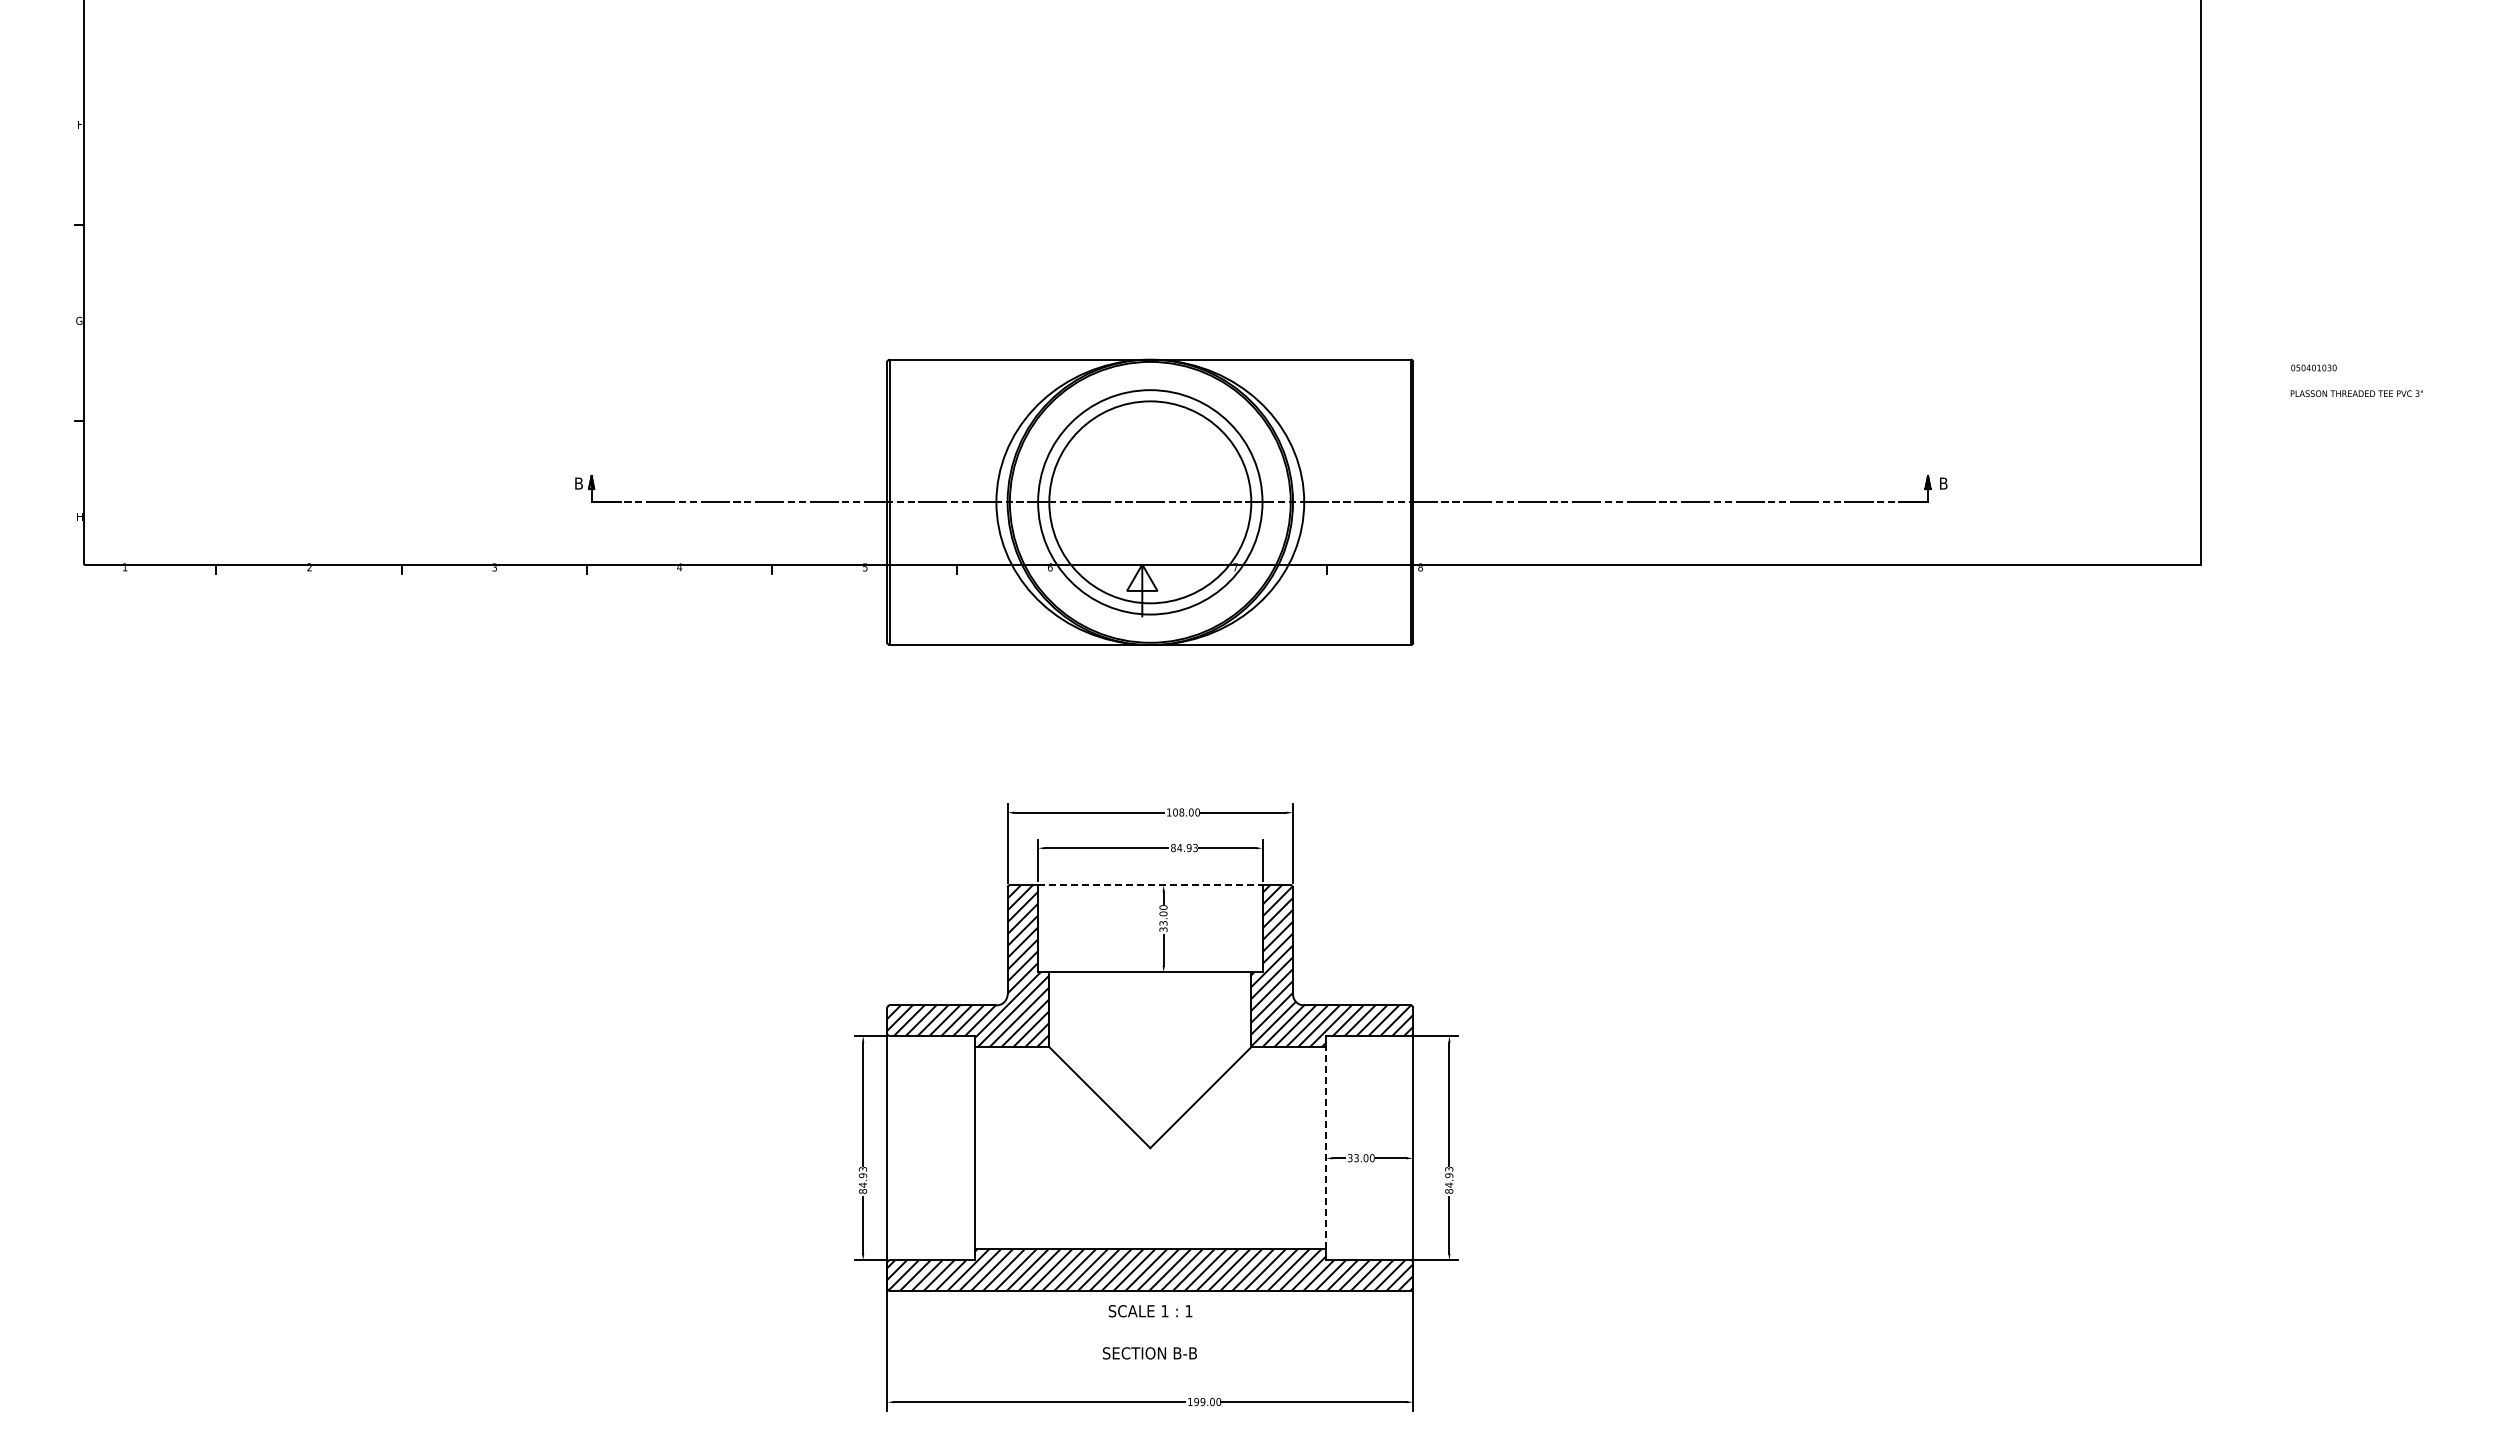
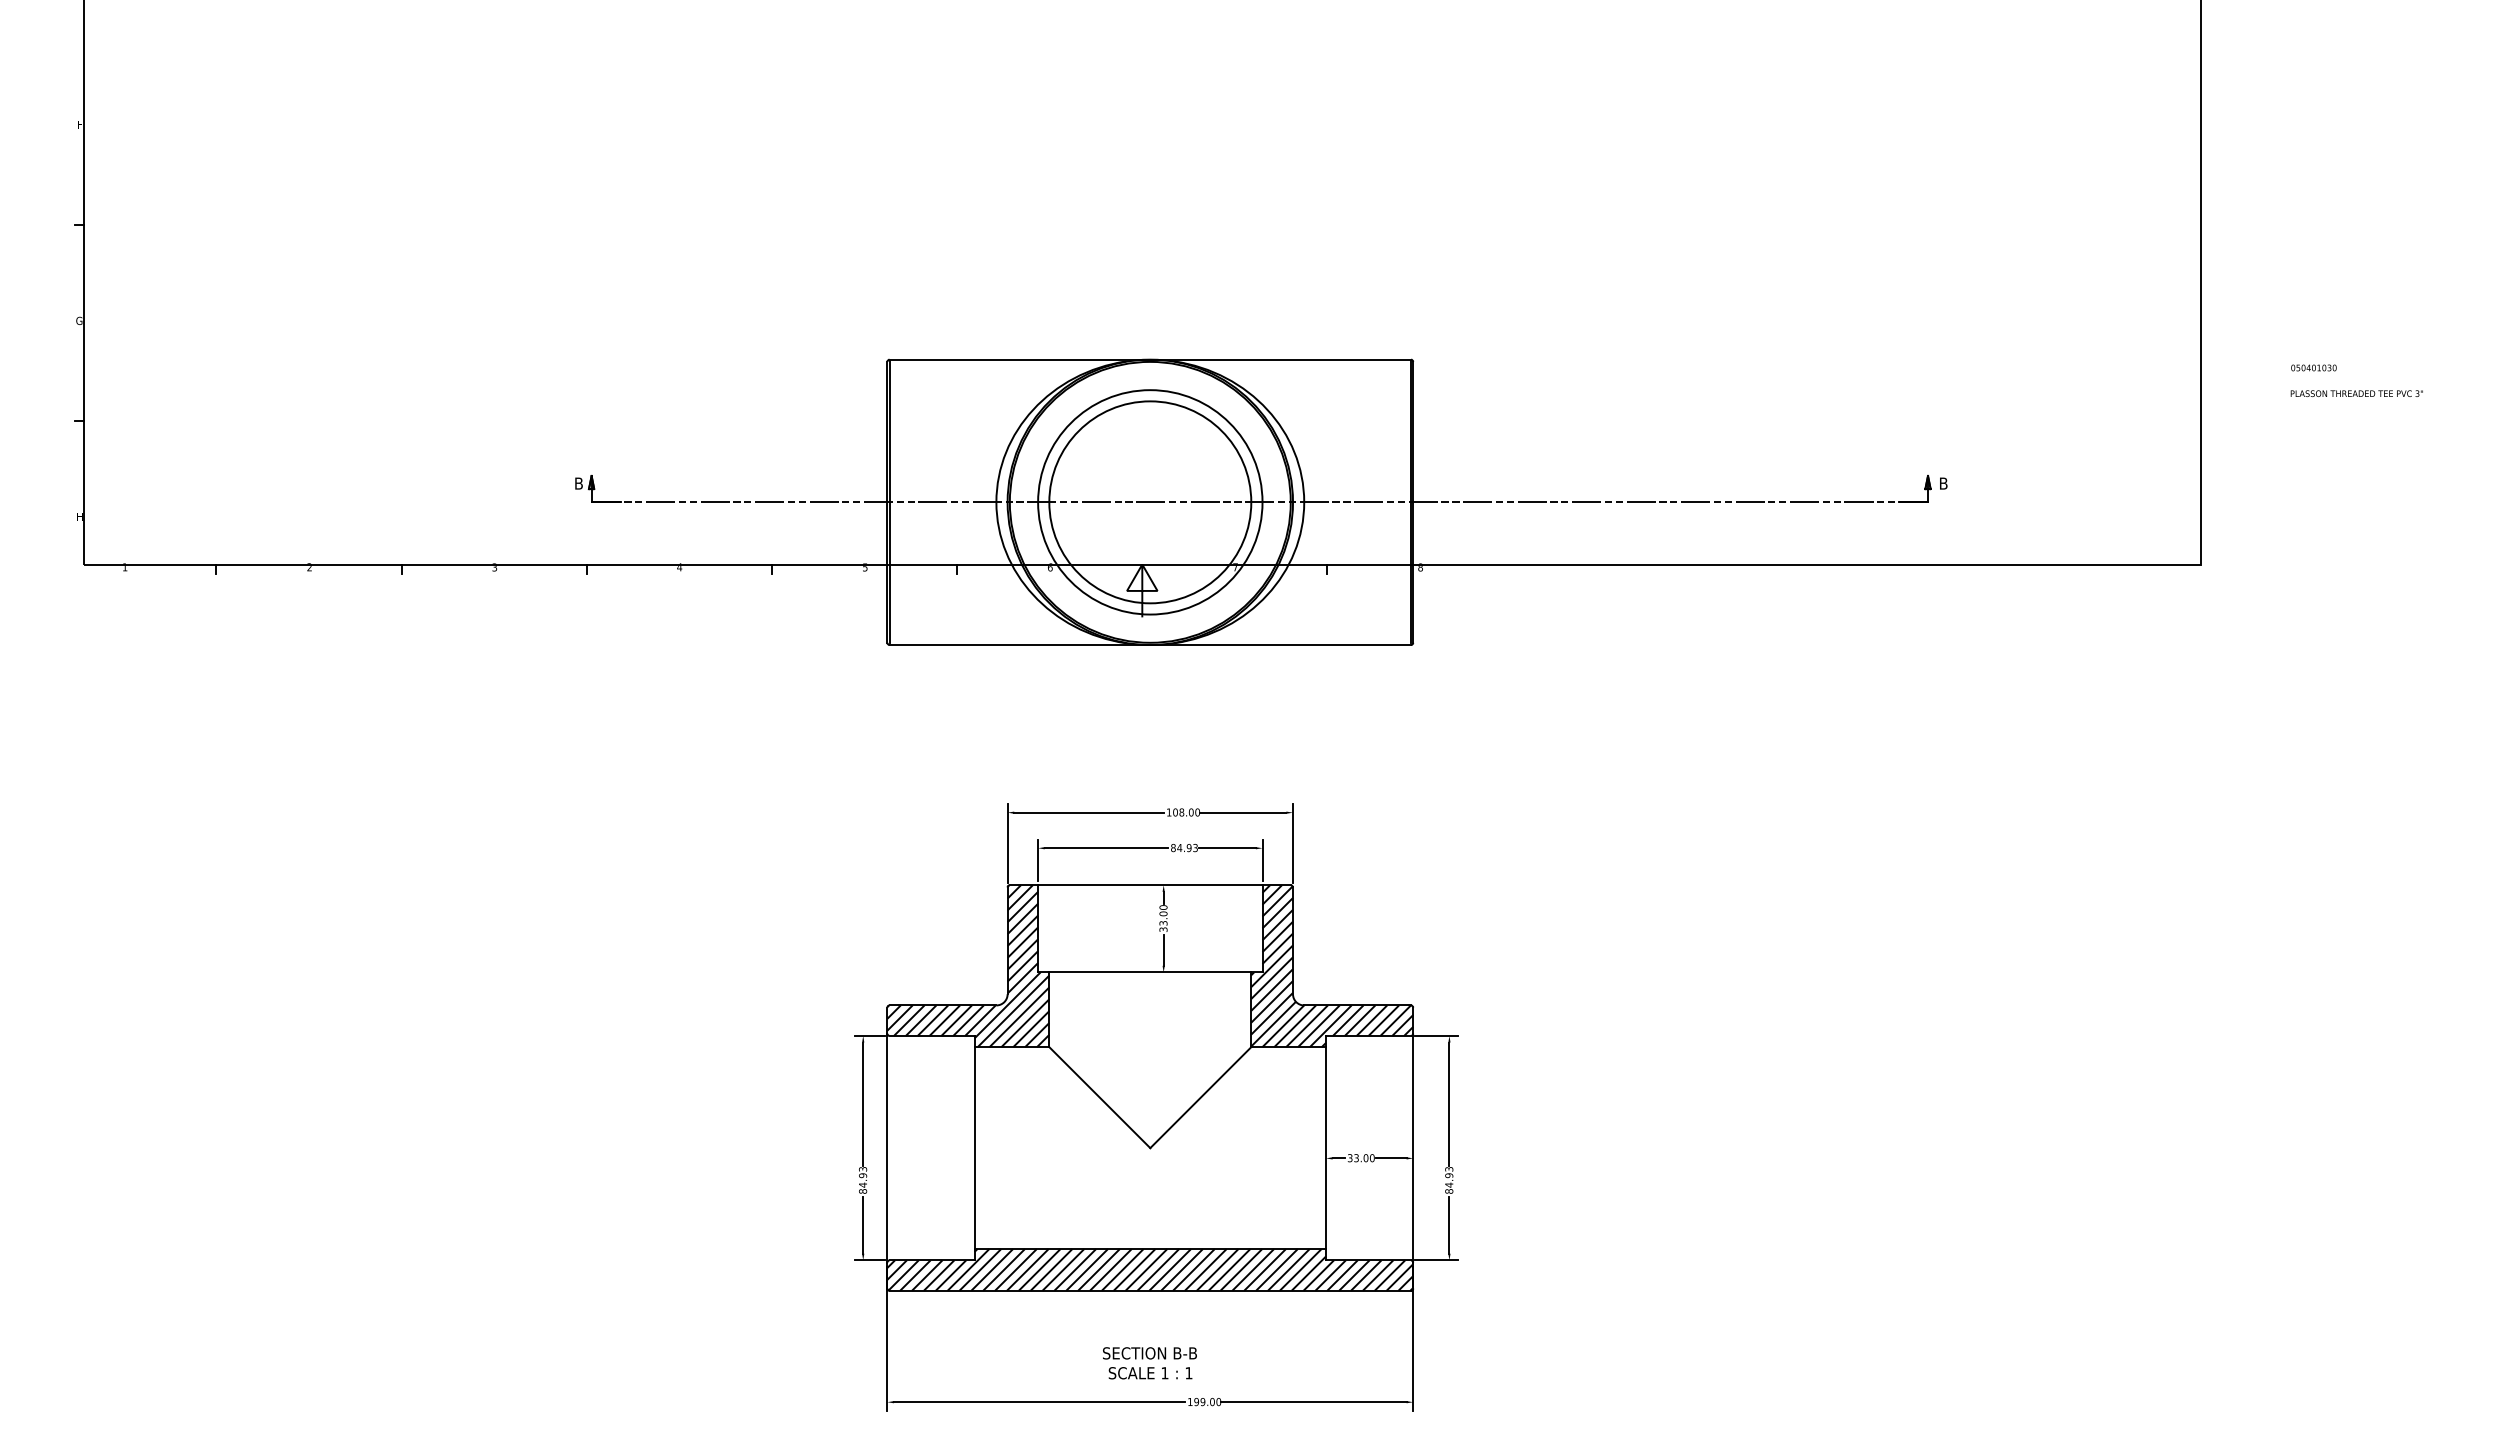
line: dashed -> solid (1150, 885)
line: dashed -> solid (1326, 1148)
text position: (1150, 1311) -> (1150, 1373) (1150, 1373)
